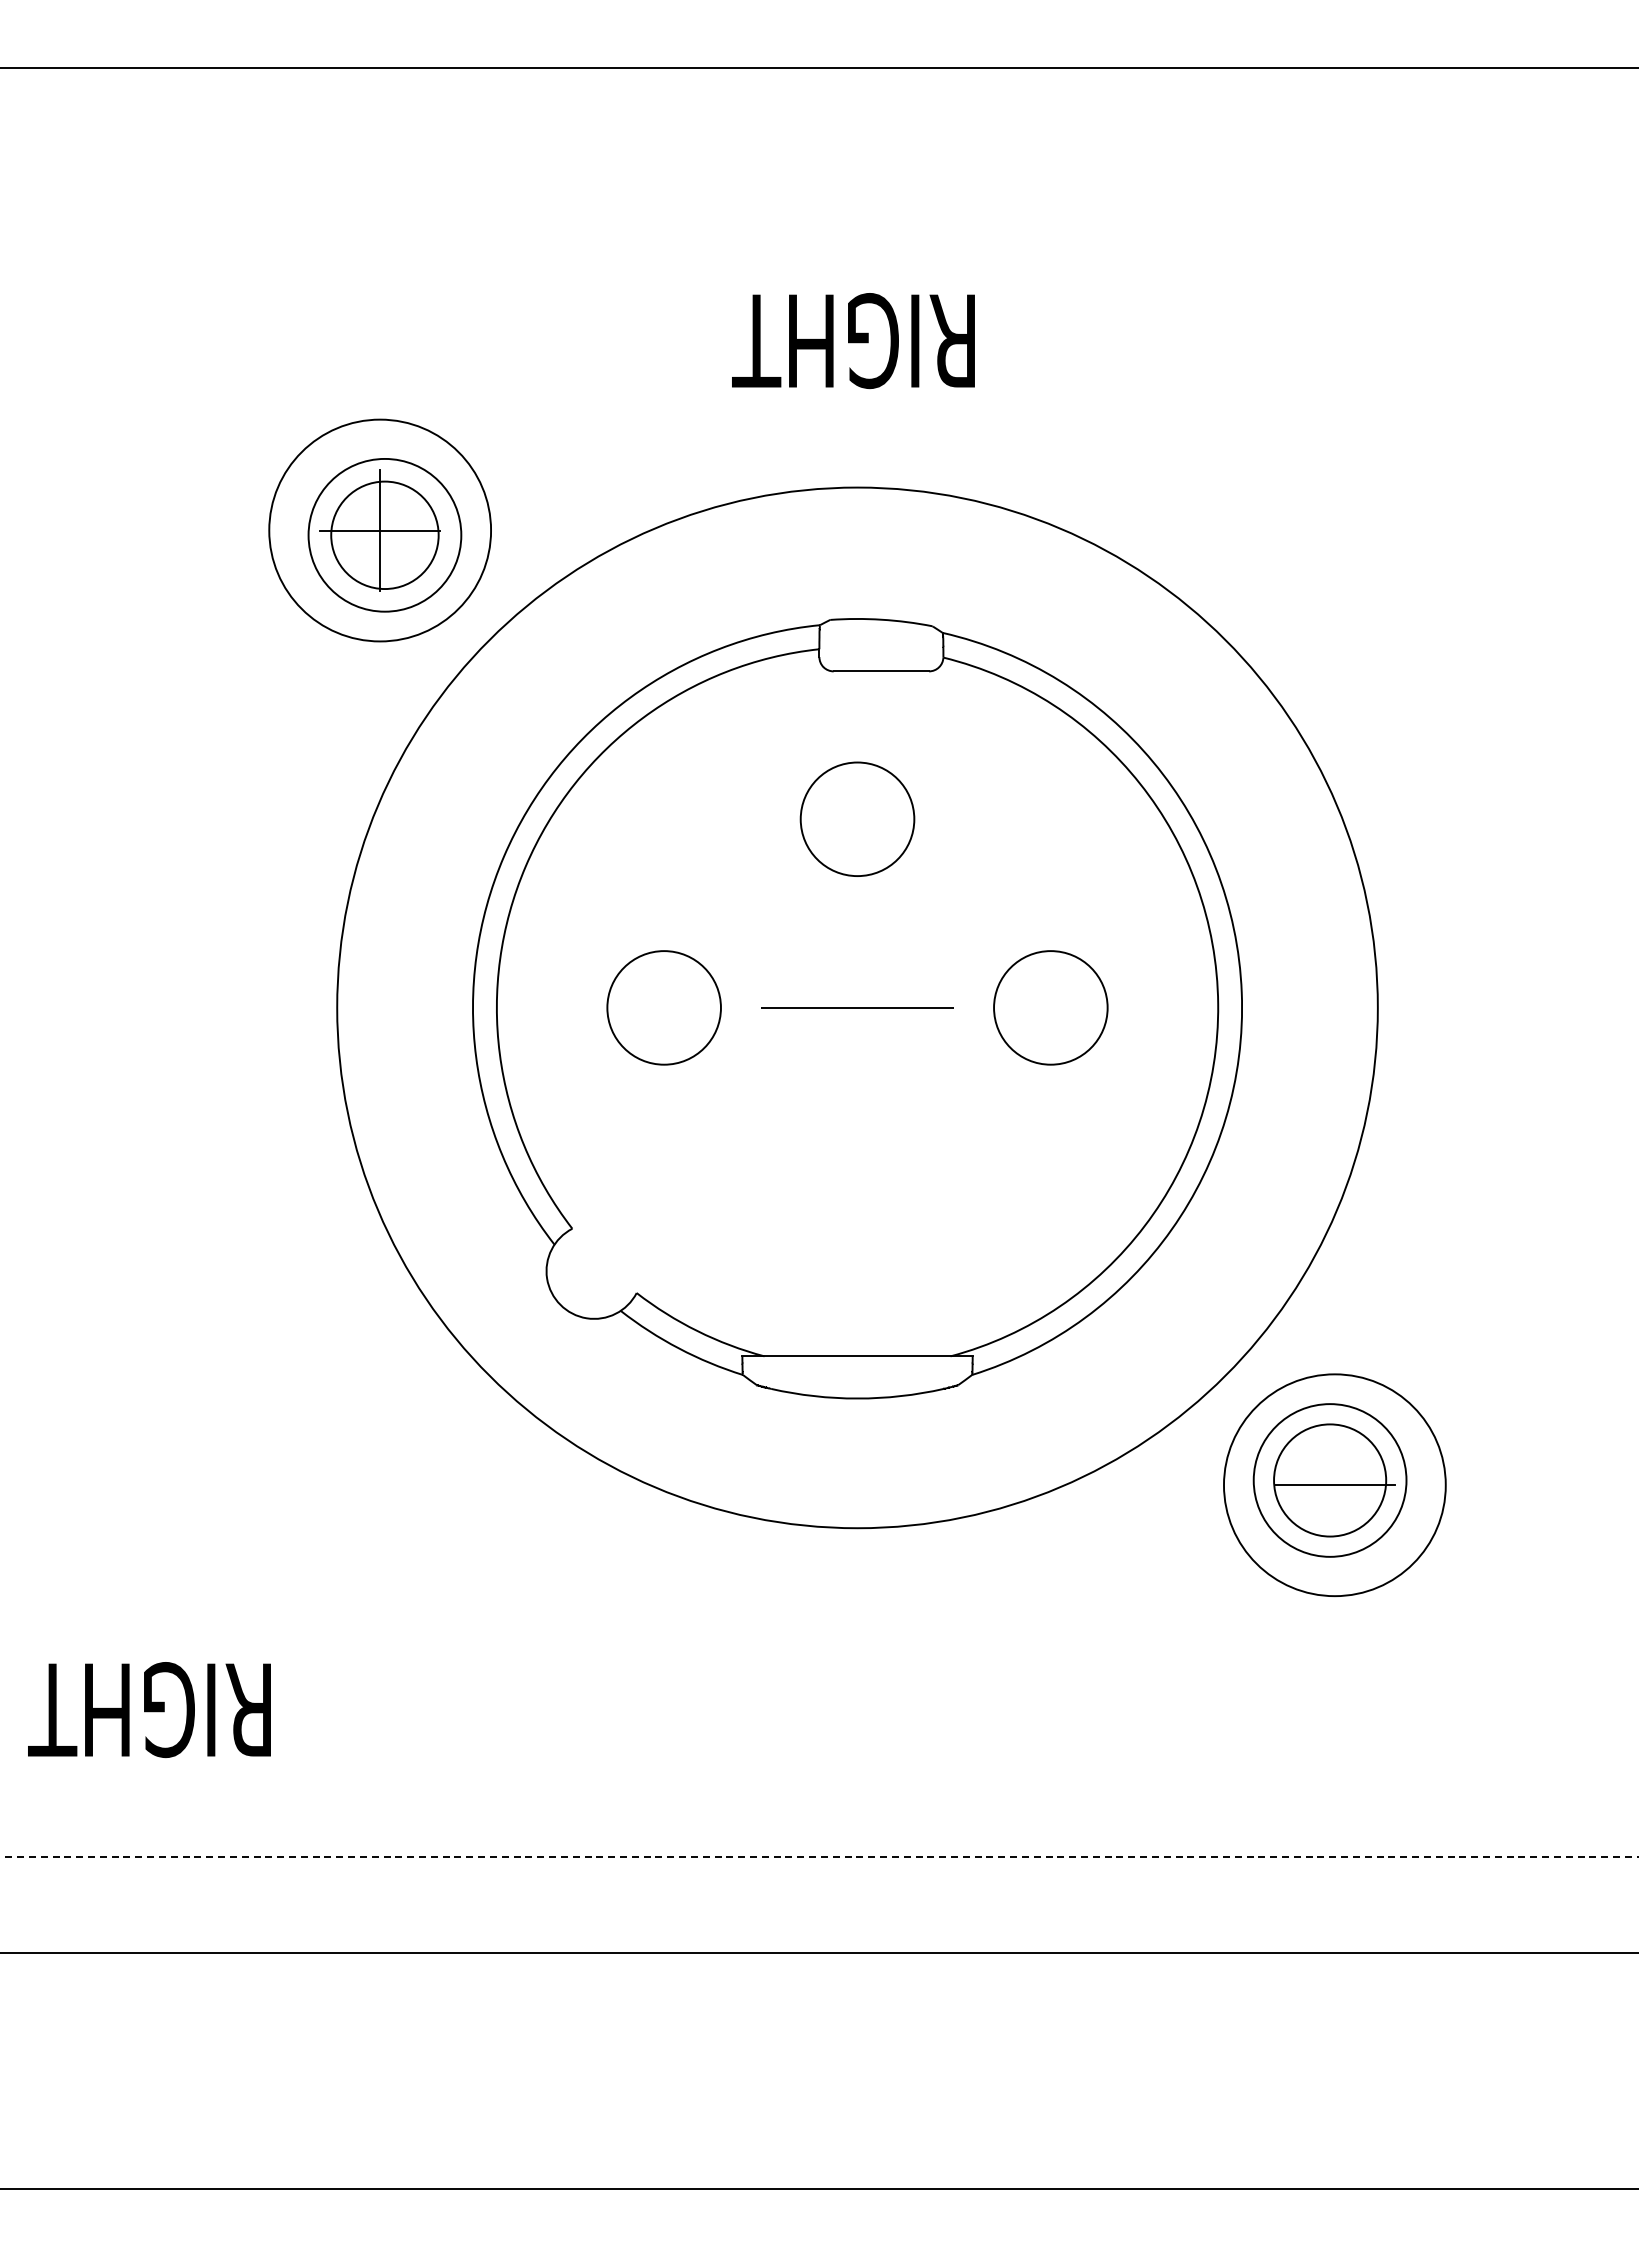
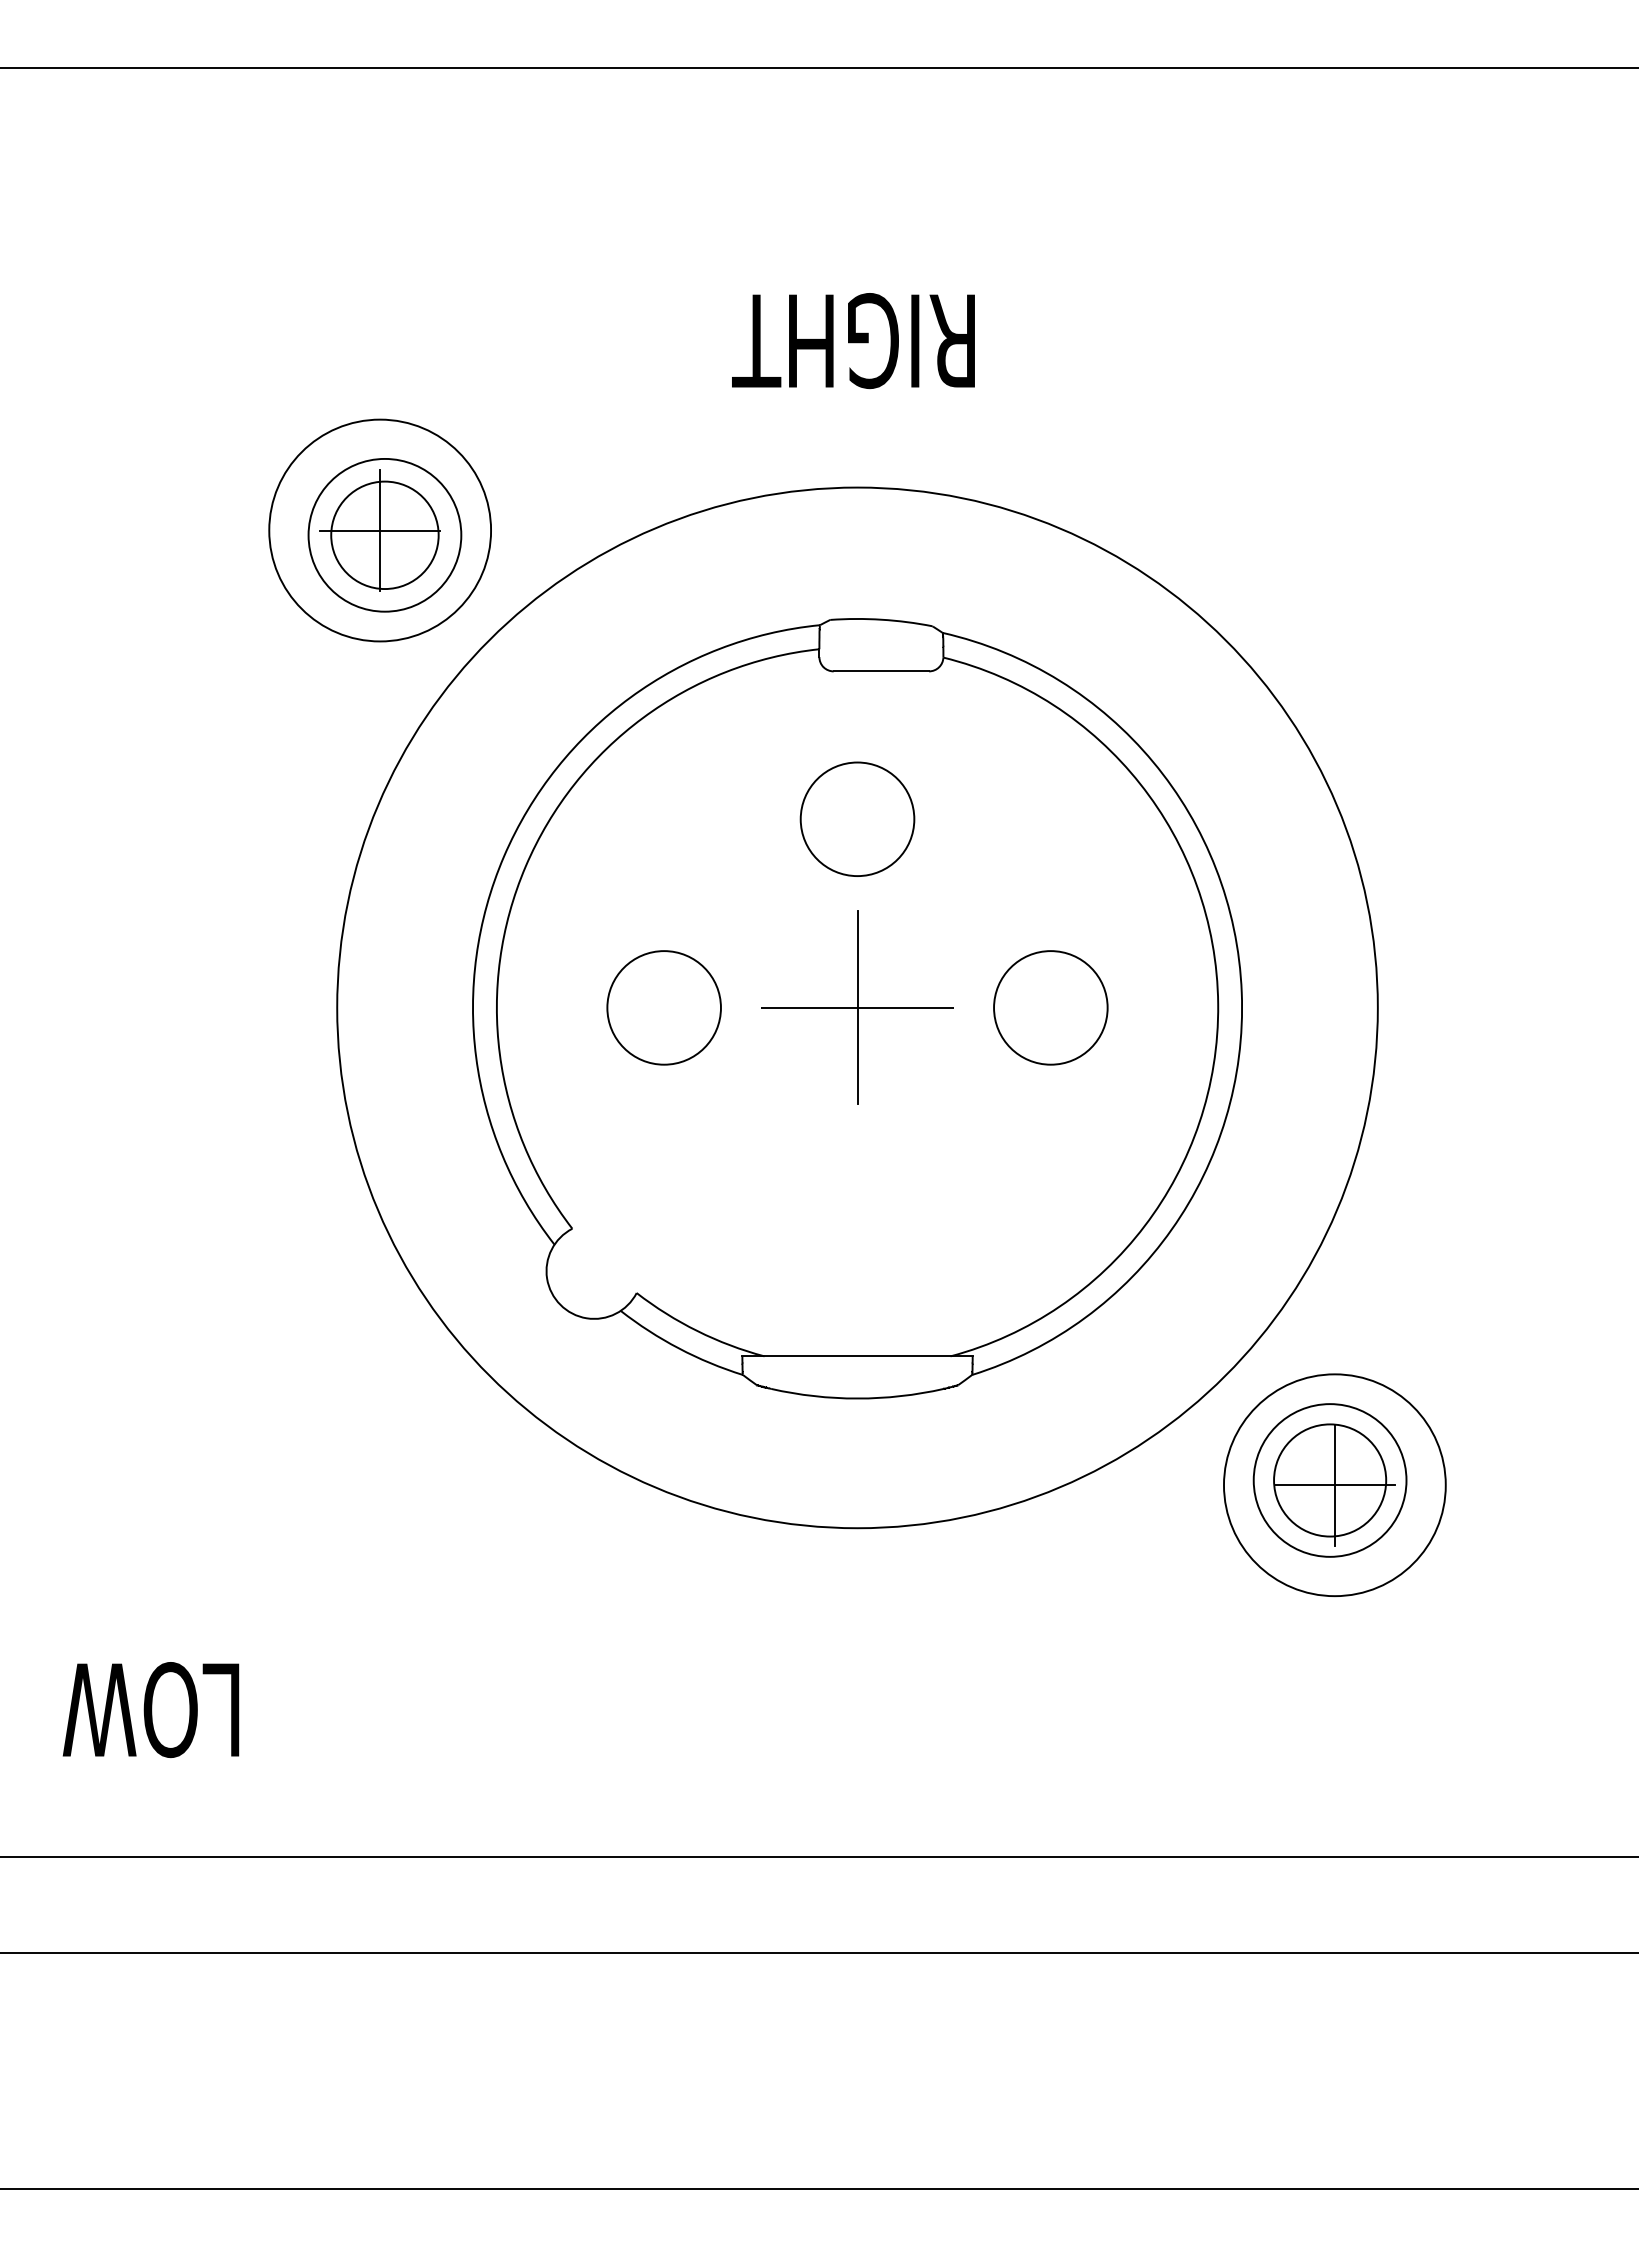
line: none -> present (857, 1007)
line: none -> present (1334, 1484)
text: RIGHT -> LOW (149, 1710)
line: dashed -> solid (819, 1856)
